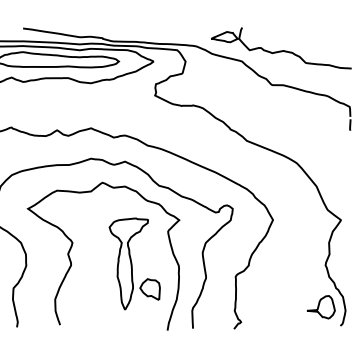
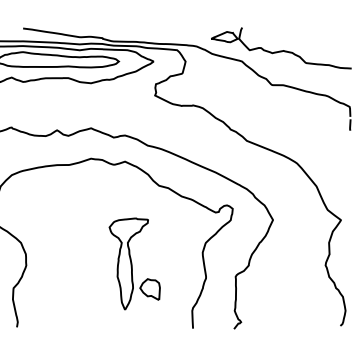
curve: present -> none (72, 247)
part: present -> none (321, 307)
